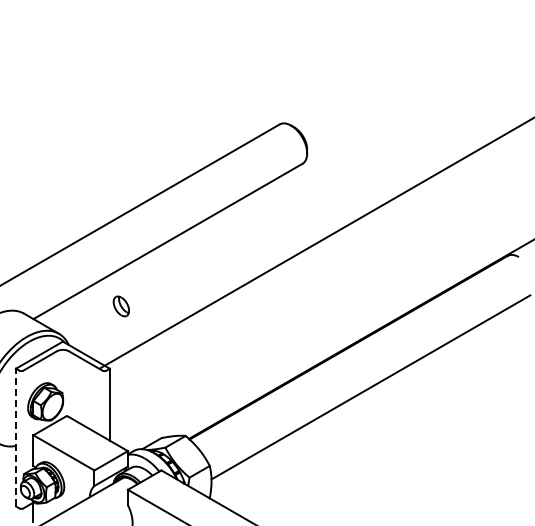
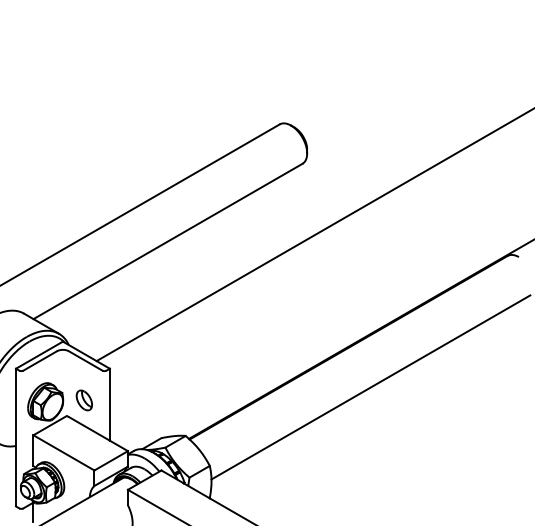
line position: (315, 243) -> (313, 235) (313, 235)
part position: (120, 306) -> (83, 400) (83, 400)
line: dashed -> solid (16, 437)
